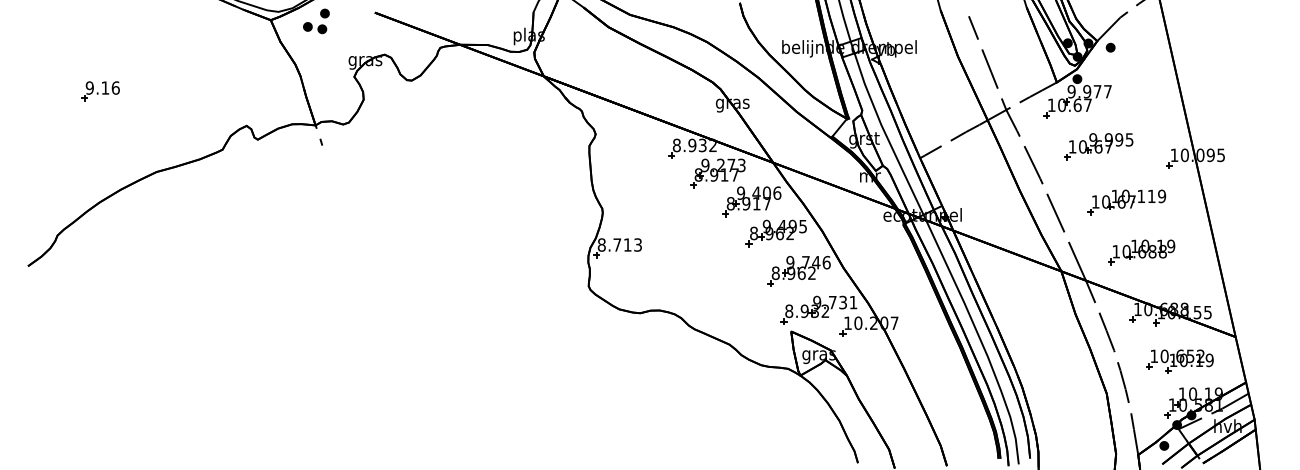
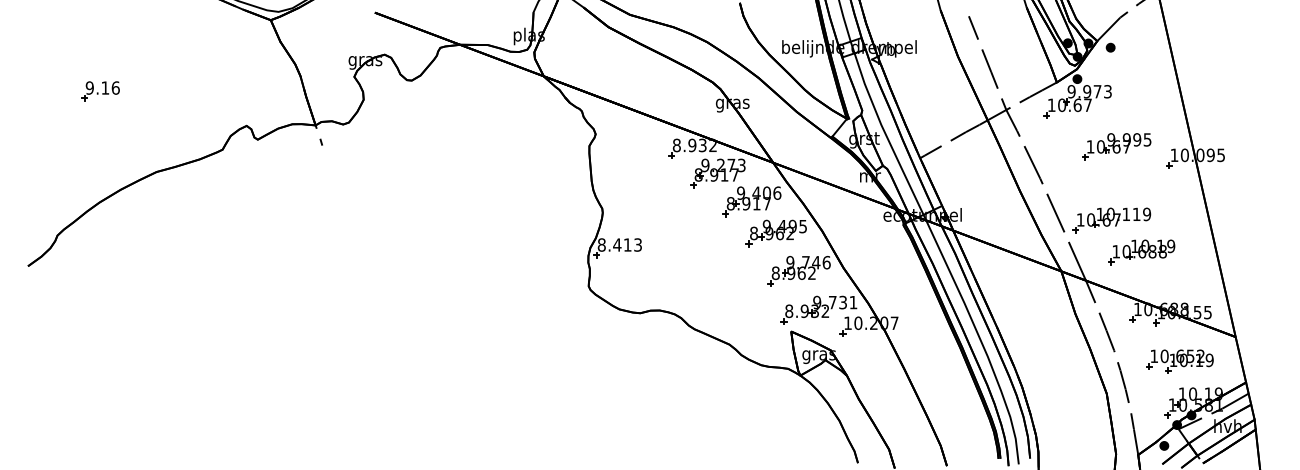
part: present -> none (316, 21)
text: 9.977 -> 9.973 (1107, 91)
part position: (1098, 146) -> (1116, 146) (1116, 146)
part position: (1126, 202) -> (1111, 220) (1111, 220)
text: 8.713 -> 8.413 (617, 244)
